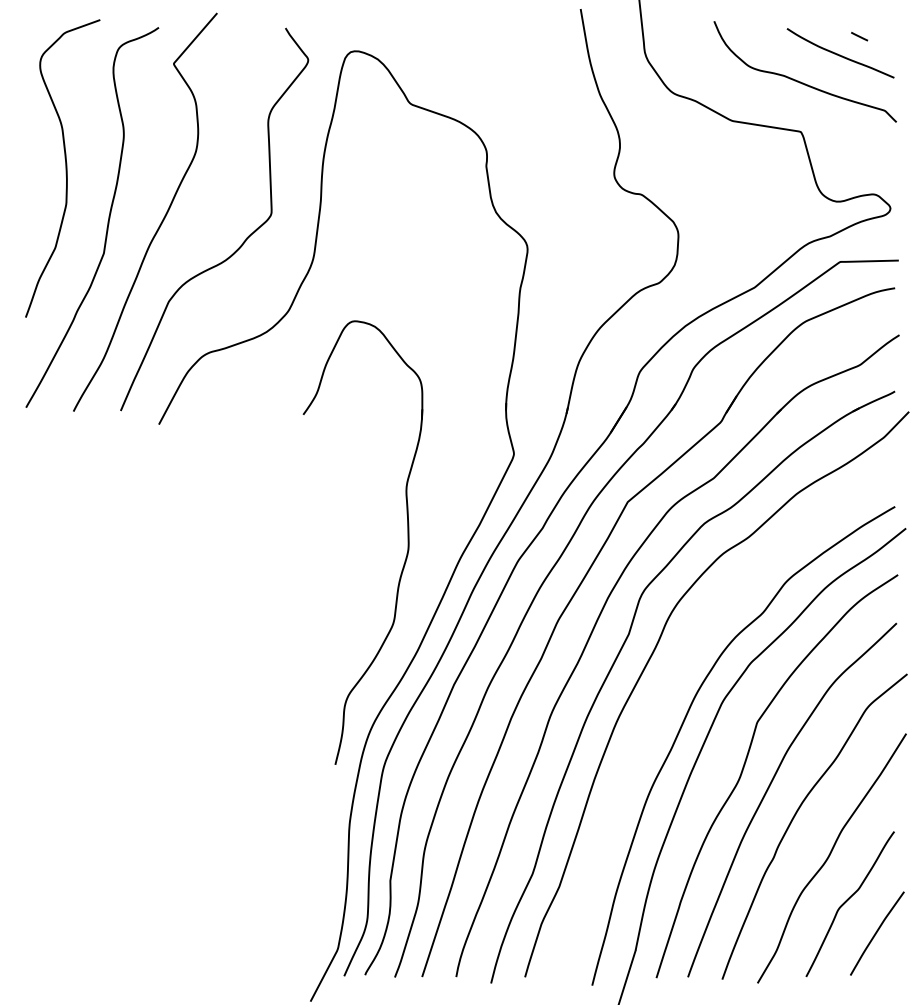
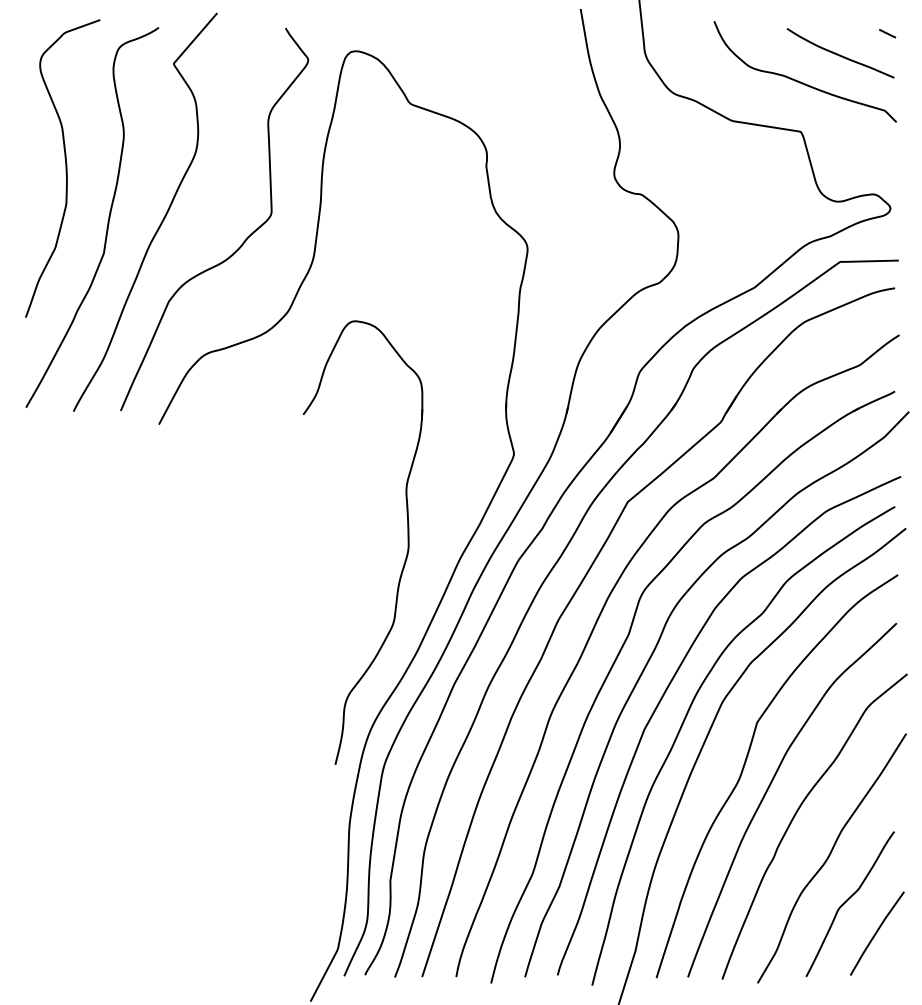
line position: (859, 36) -> (887, 33) (887, 33)
curve: none -> present (667, 690)
